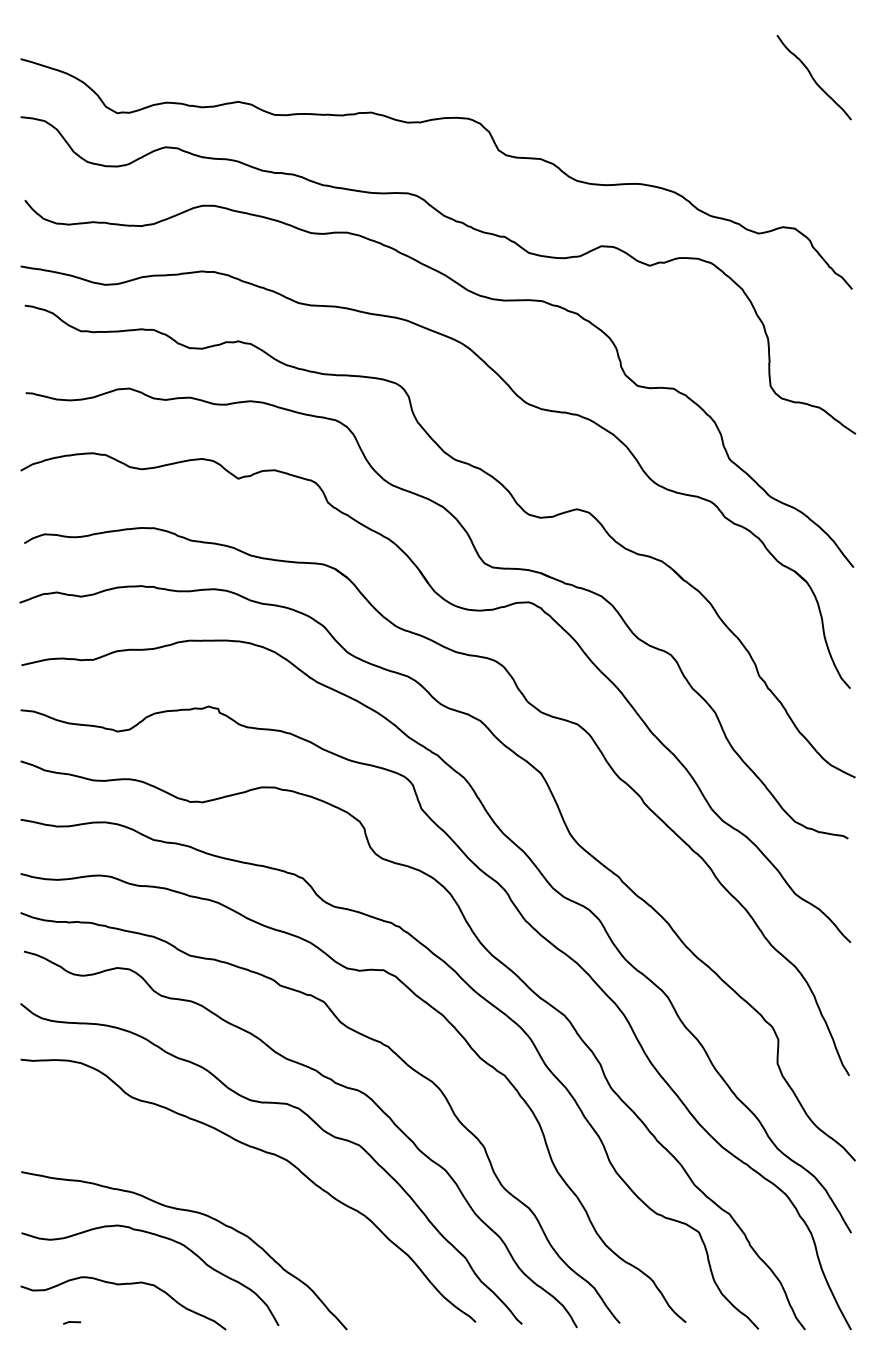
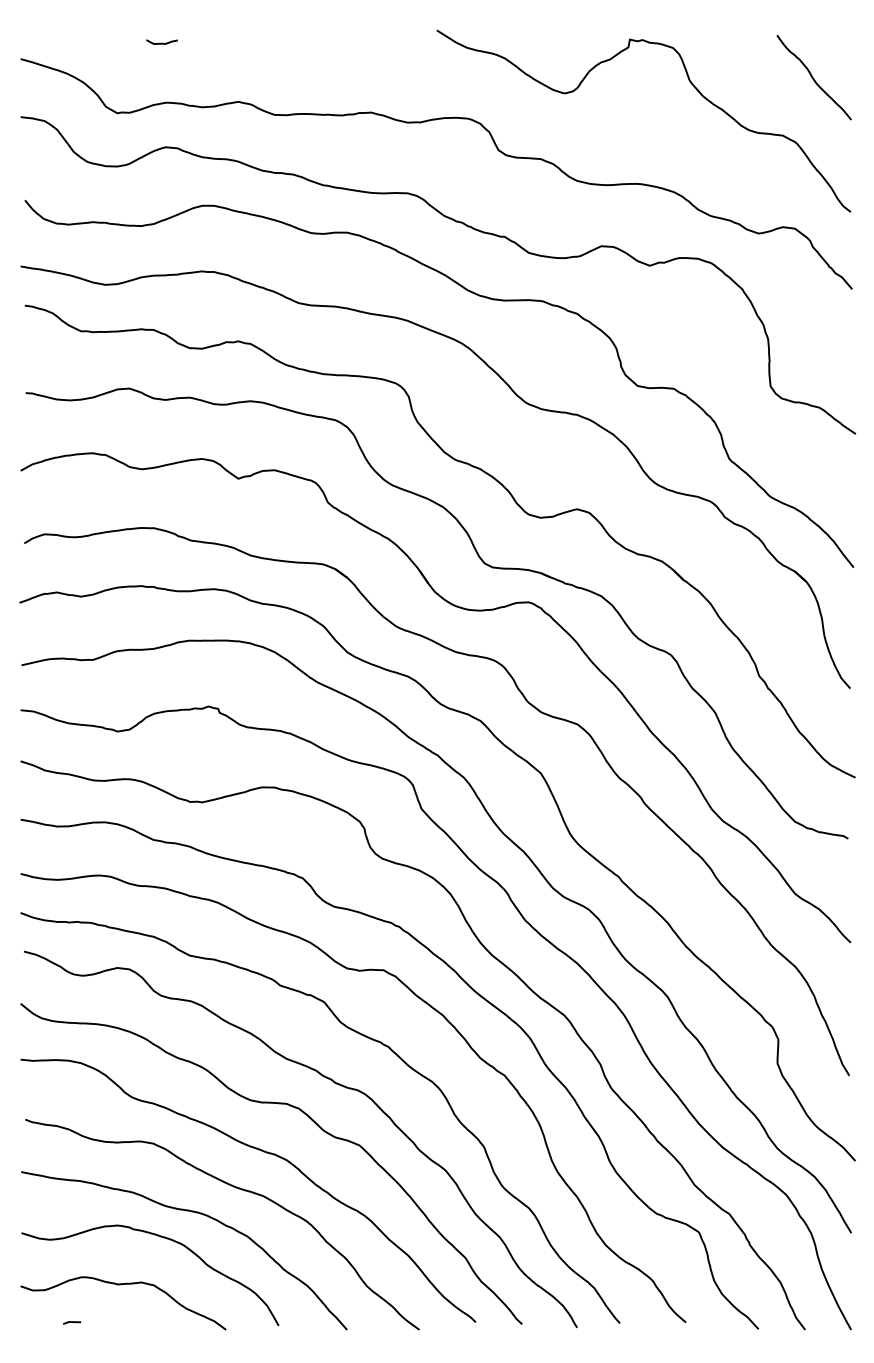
curve: none -> present (161, 42)
curve: none -> present (690, 83)
curve: none -> present (235, 1188)
